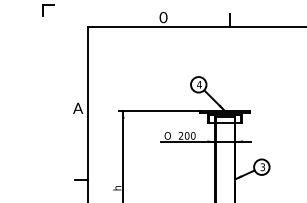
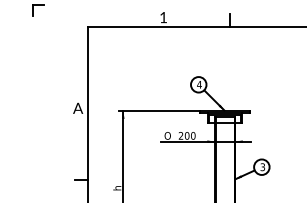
part position: (48, 10) -> (38, 10) (38, 10)
text: 0 -> 1 (163, 17)
